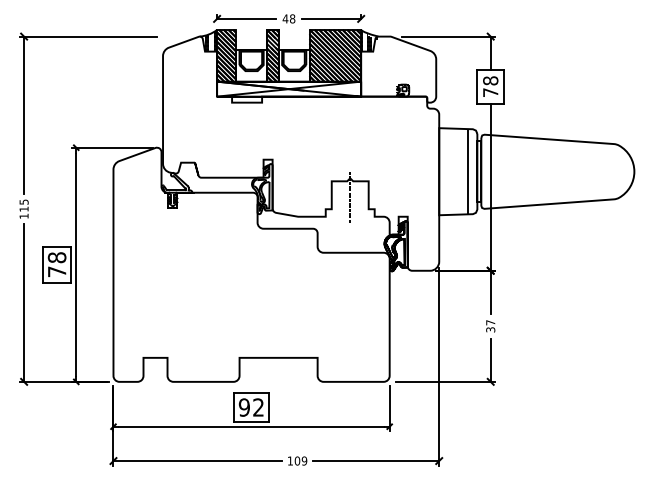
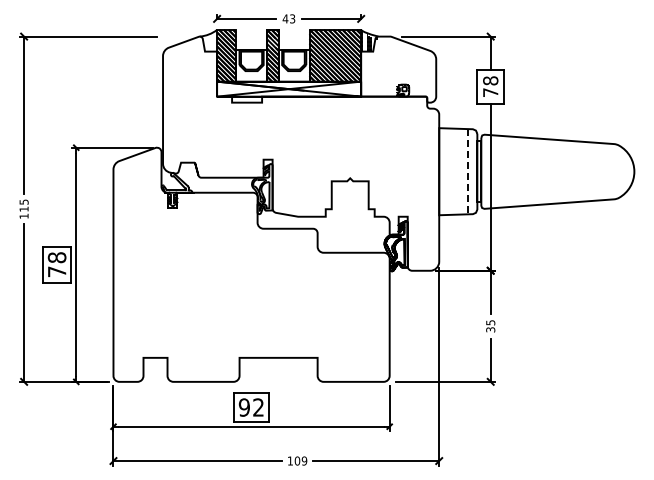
text: 48 -> 43 (292, 18)
hatch: present -> none (210, 40)
line: solid -> dashed (467, 171)
line: present -> none (350, 197)
text: 37 -> 35 (490, 322)
